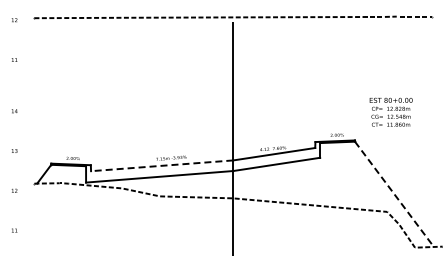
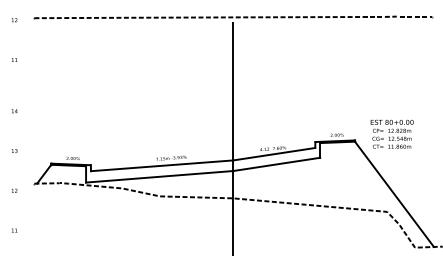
text position: (390, 111) -> (391, 133) (391, 133)
line: dashed -> solid (161, 165)
line: dashed -> solid (394, 194)
